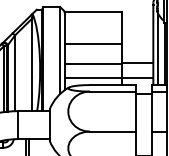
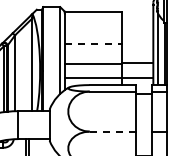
line: solid -> dashed (93, 43)
line: solid -> dashed (113, 131)
